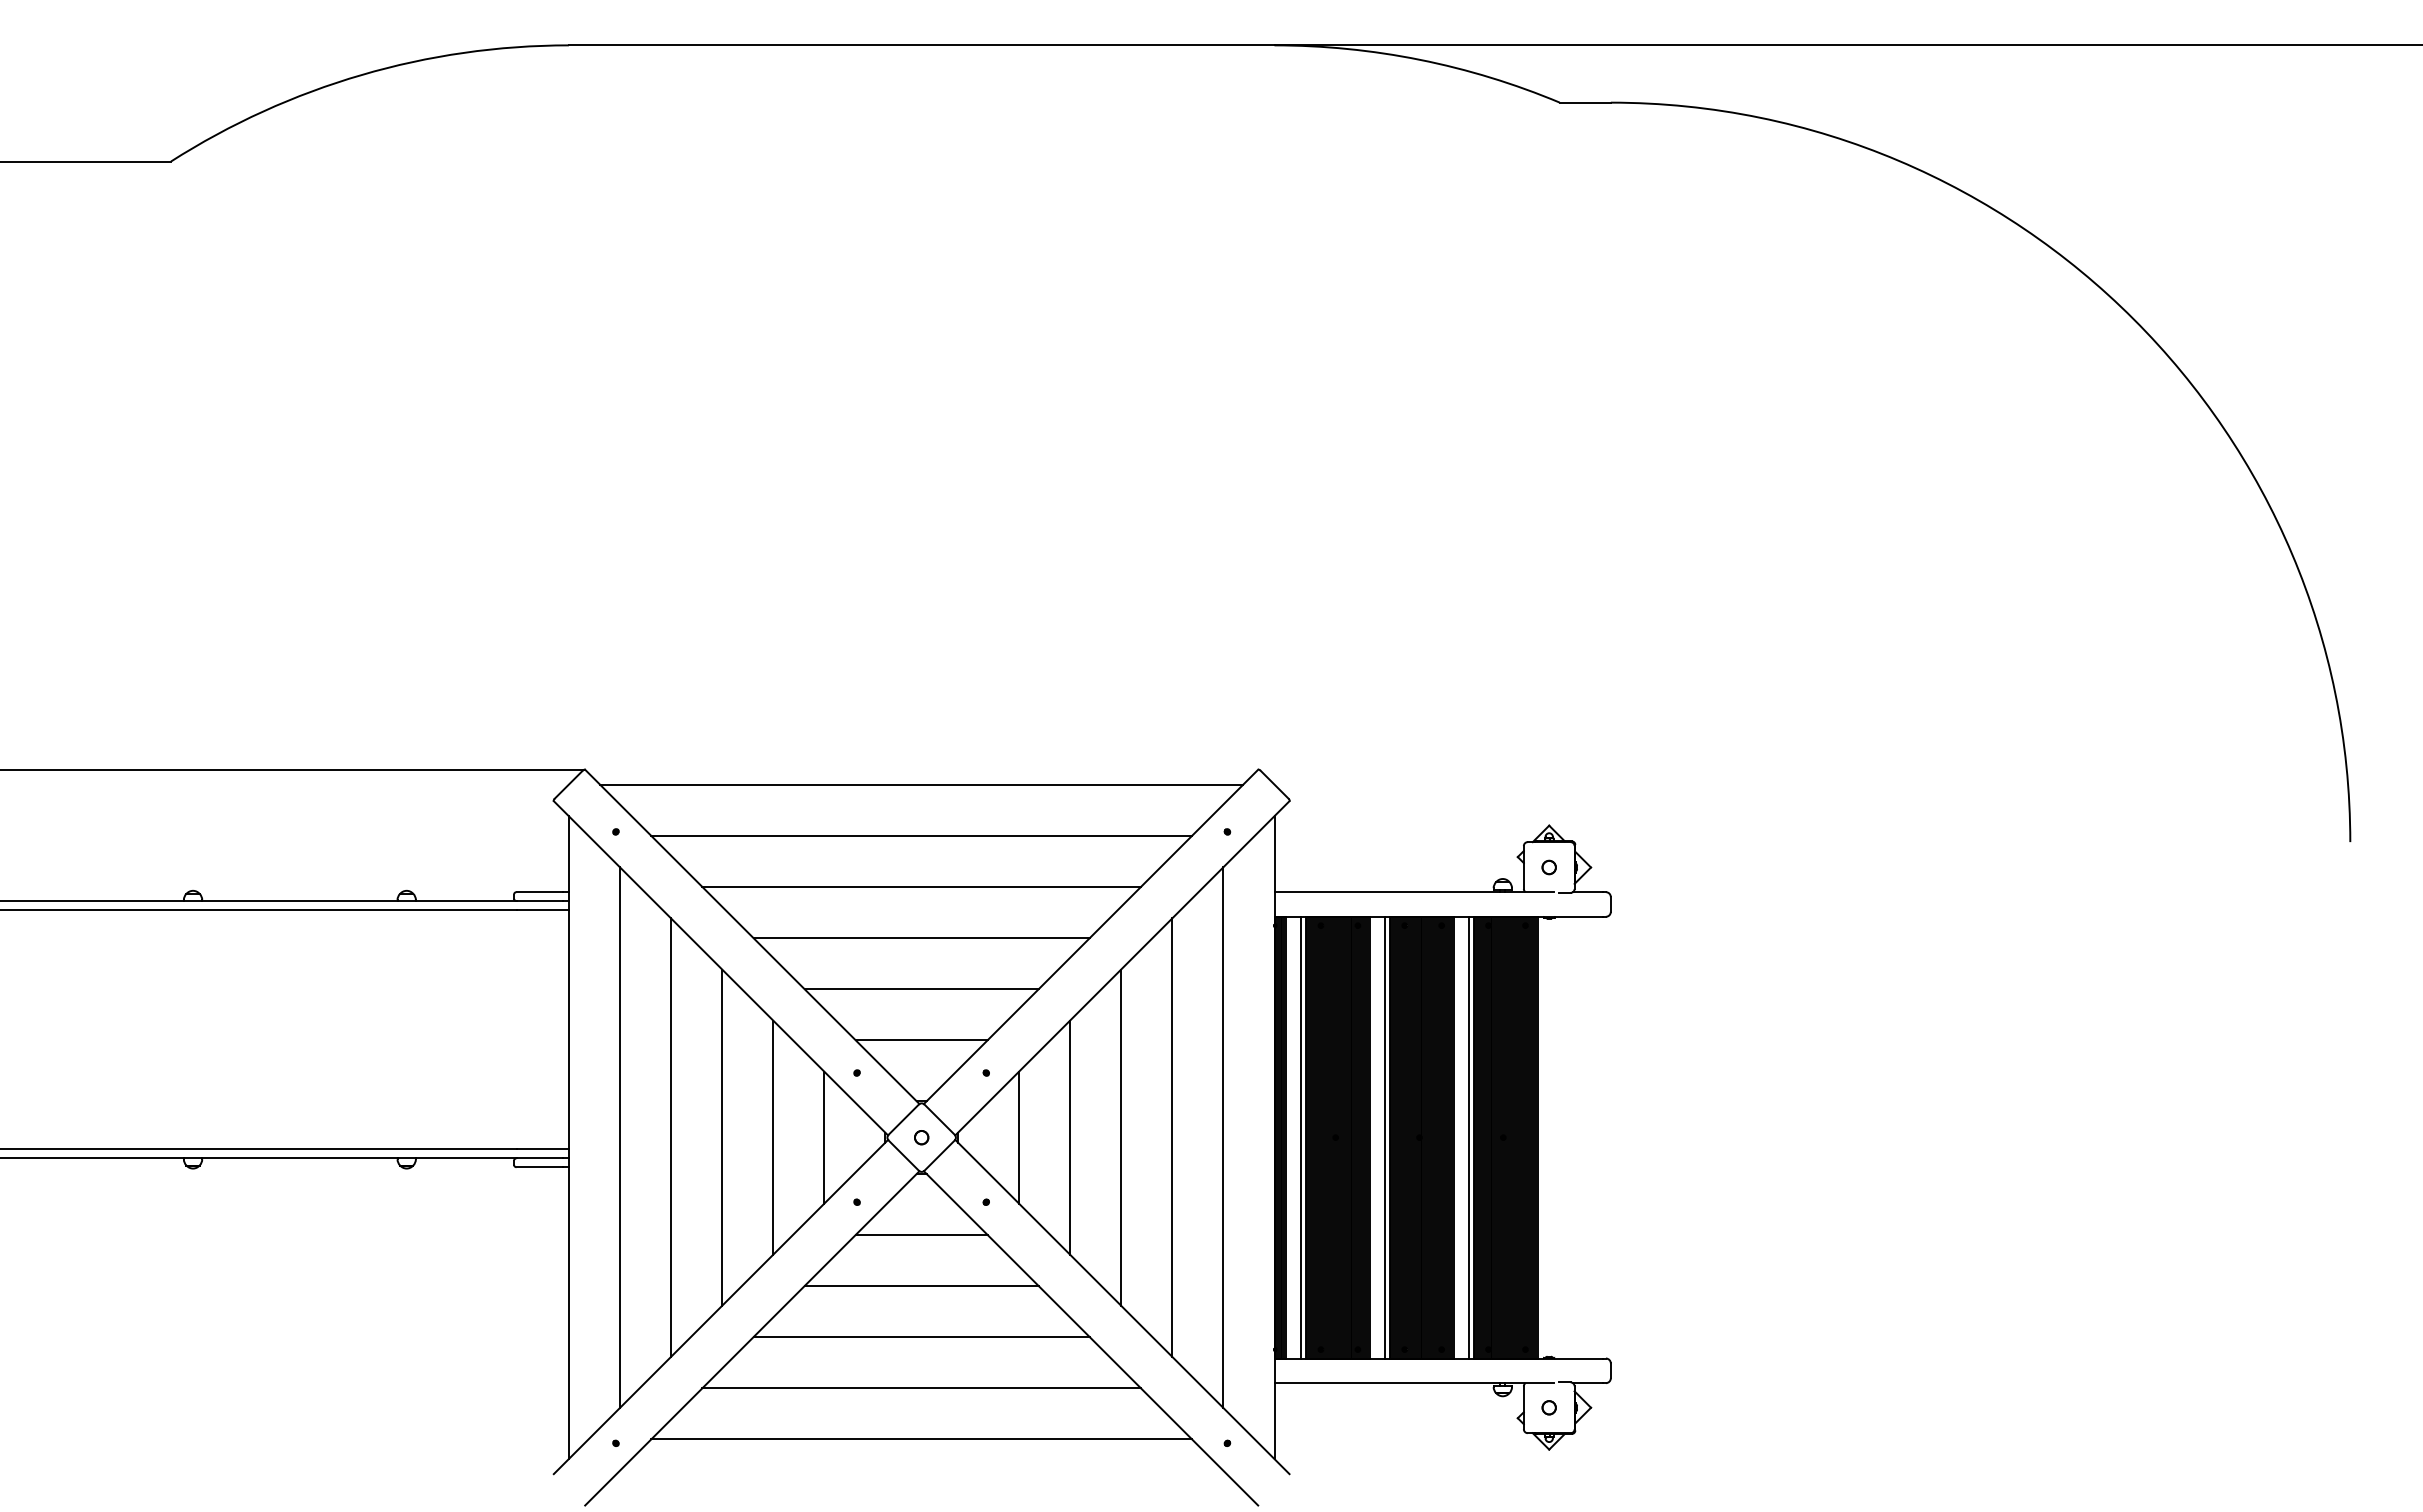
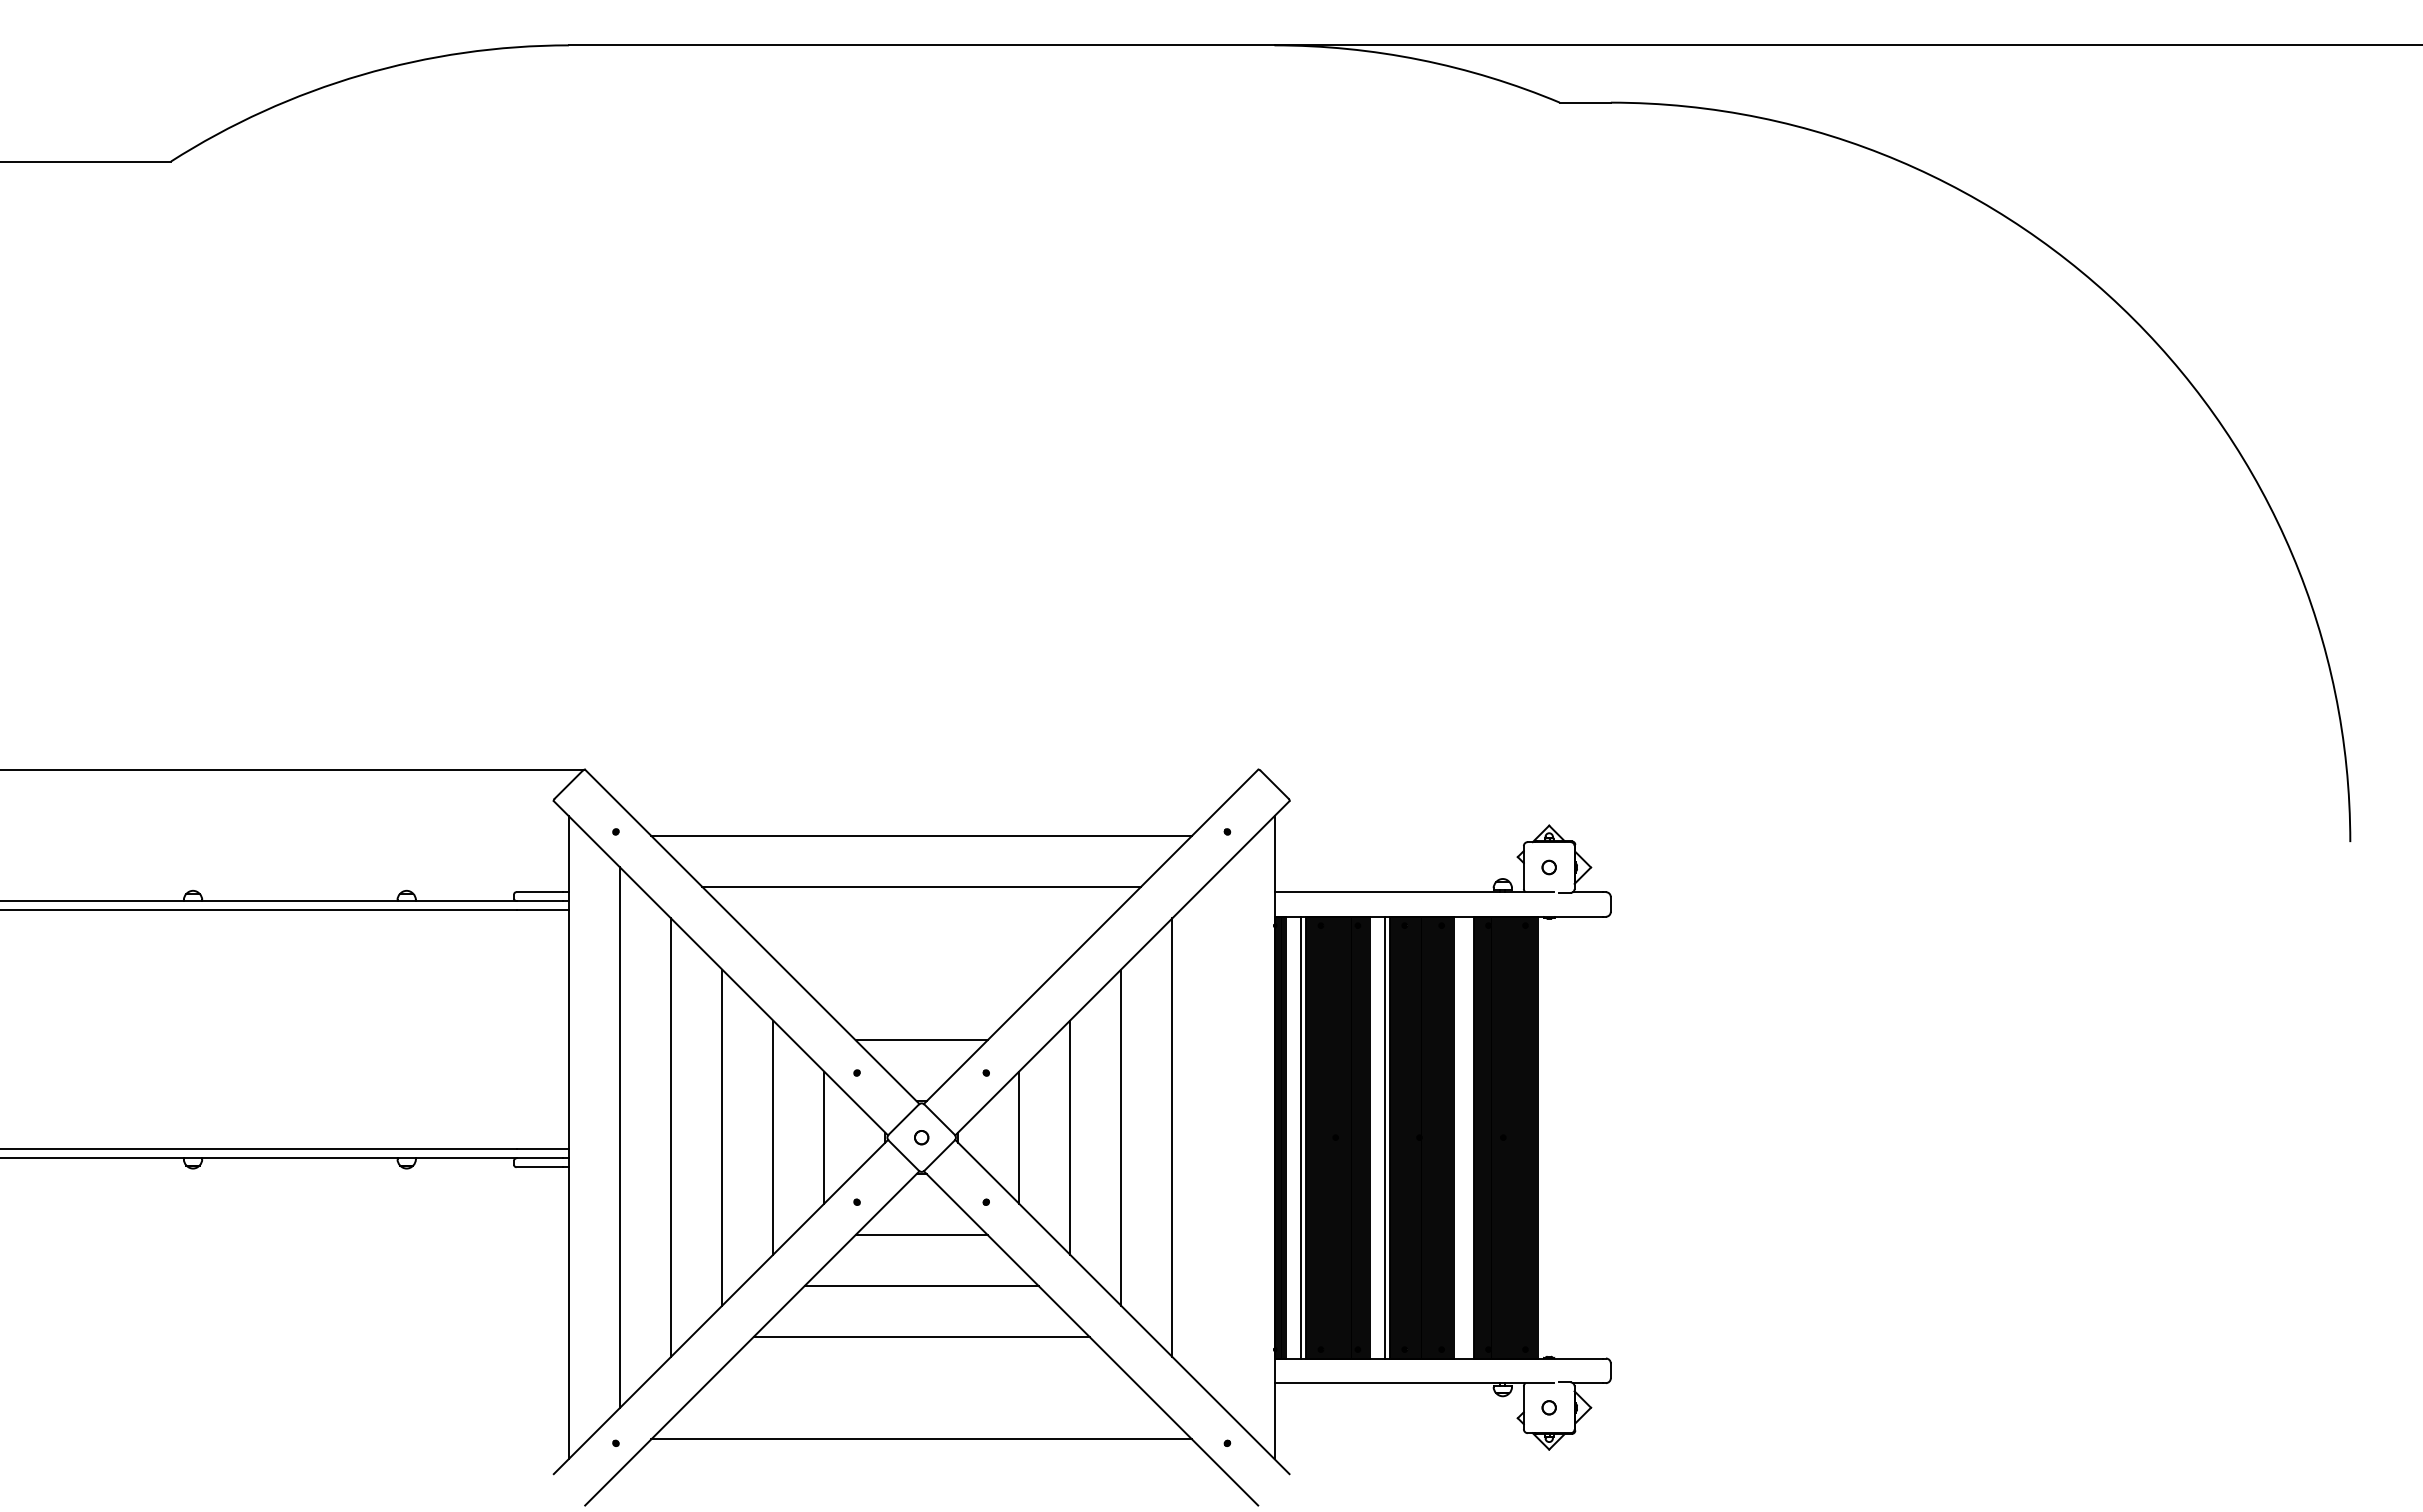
line: present -> none (921, 784)
line: present -> none (921, 938)
line: present -> none (921, 989)
line: present -> none (1223, 1137)
line: present -> none (1468, 1137)
line: present -> none (921, 1388)
